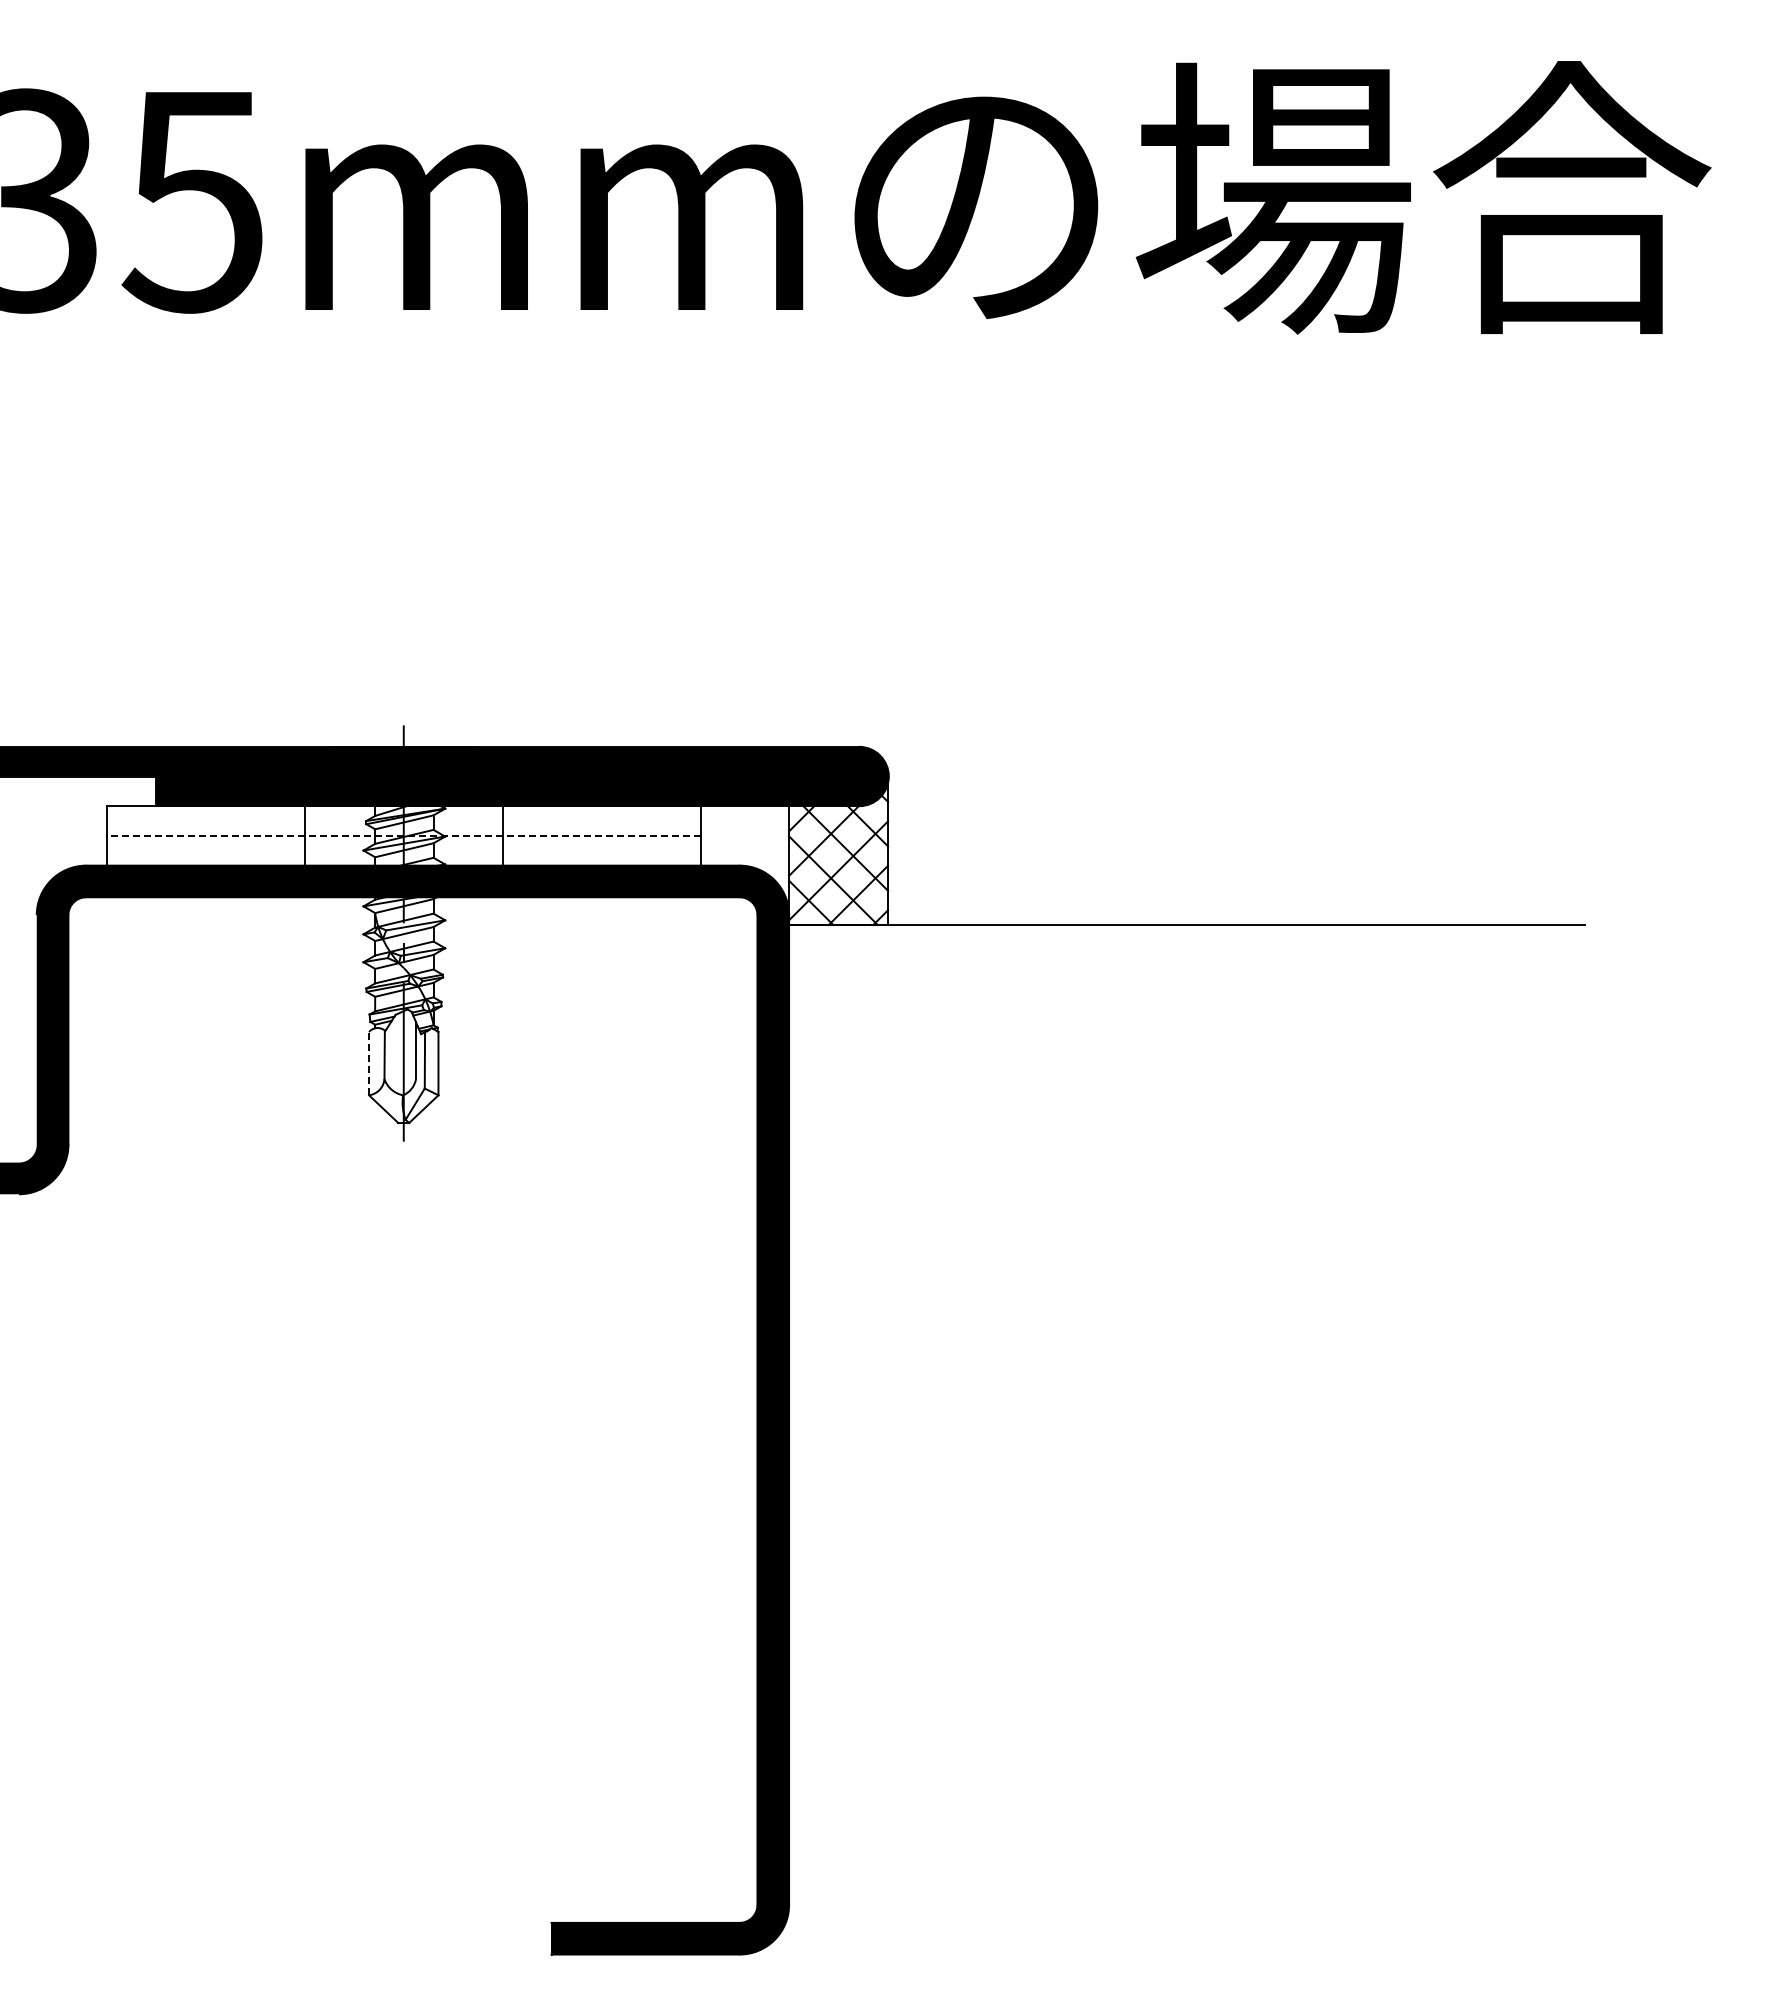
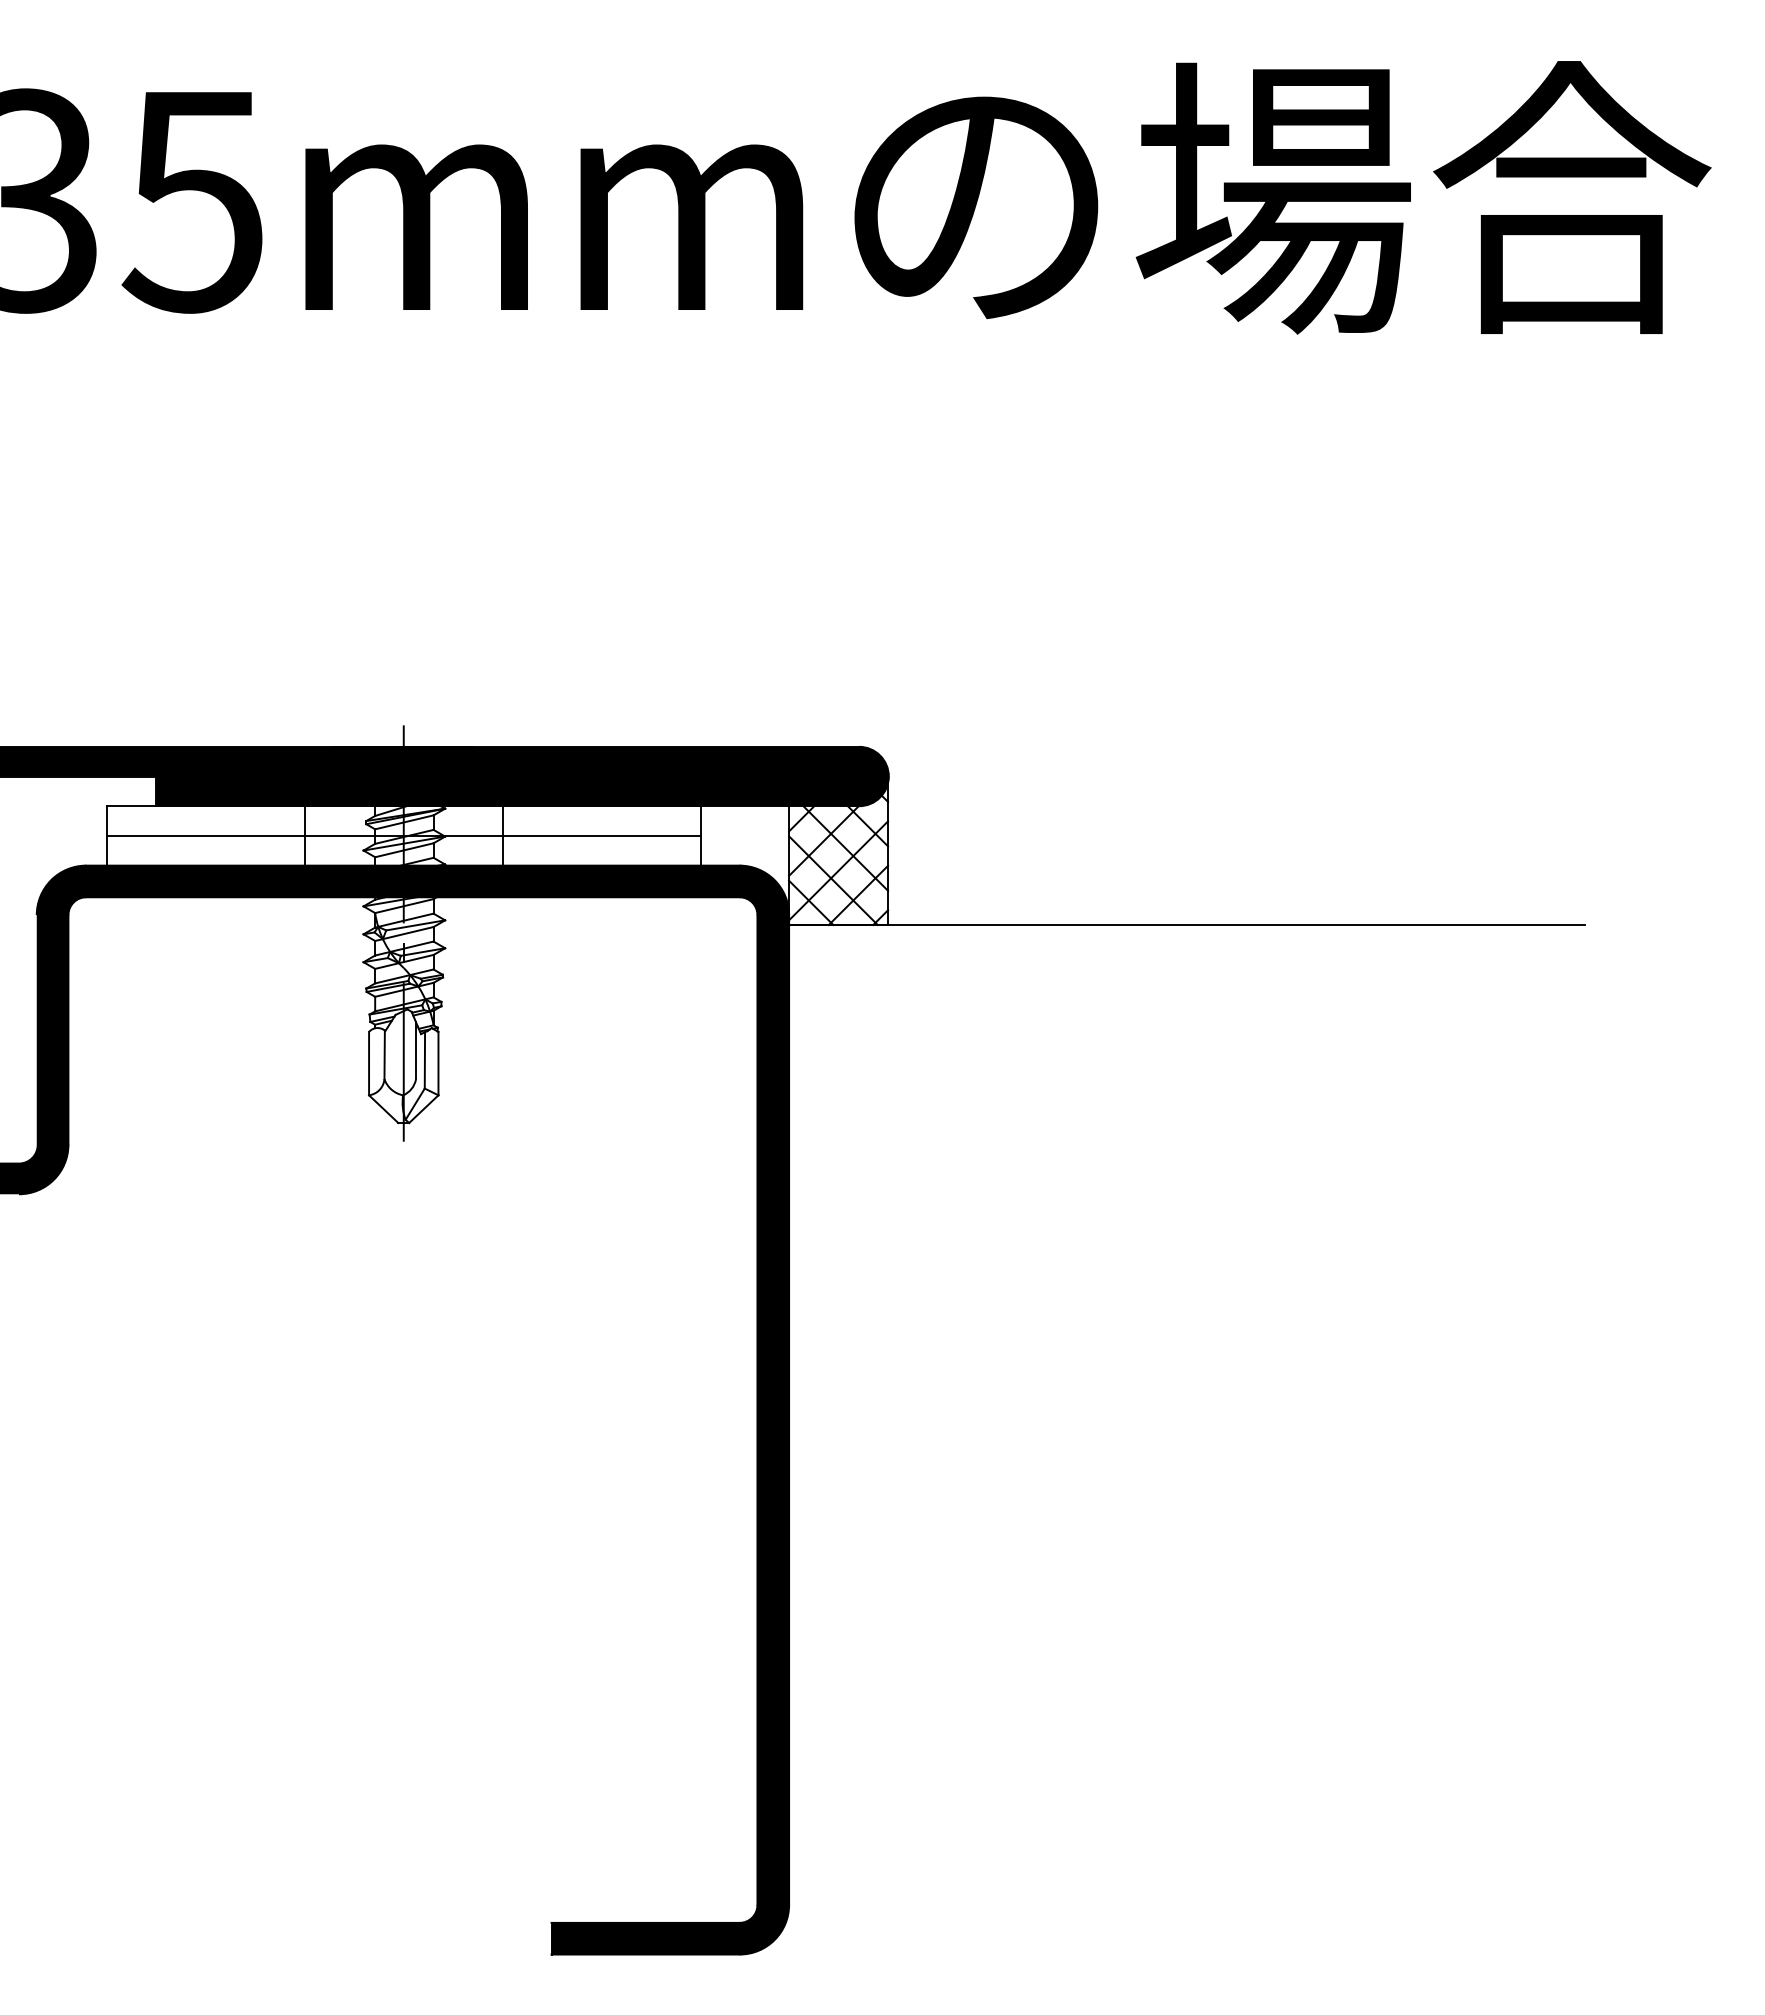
line: dashed -> solid (403, 835)
line: dashed -> solid (369, 1063)
